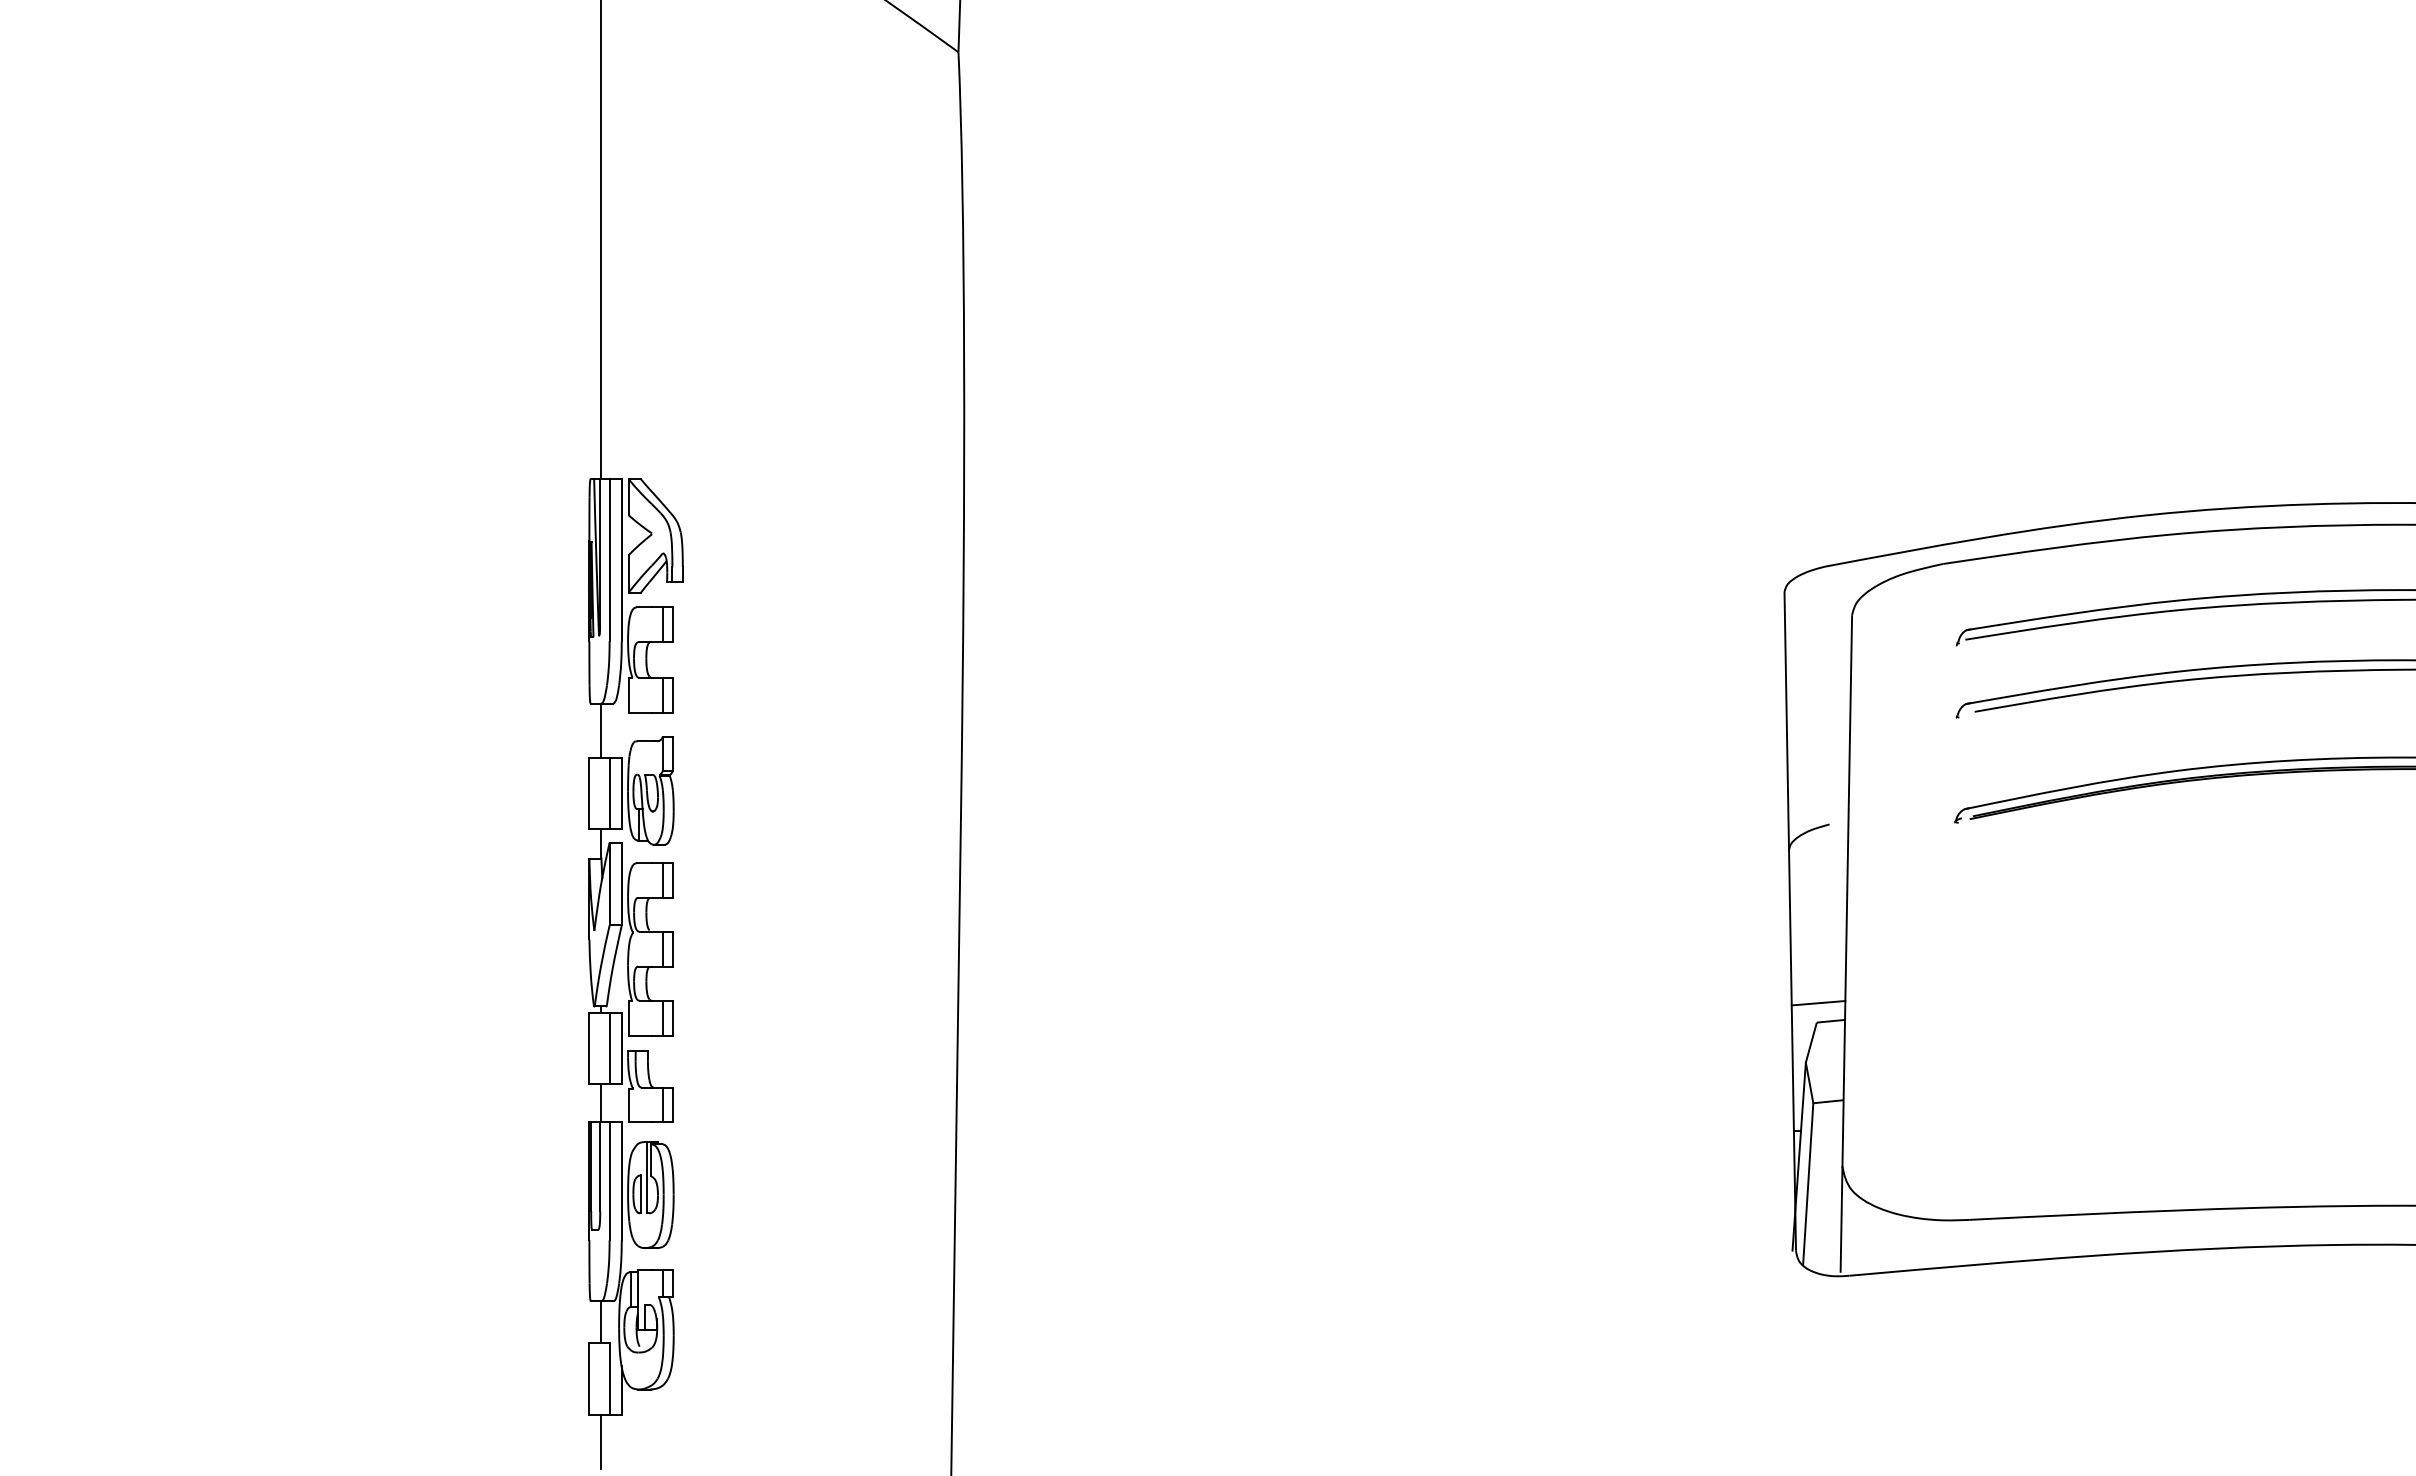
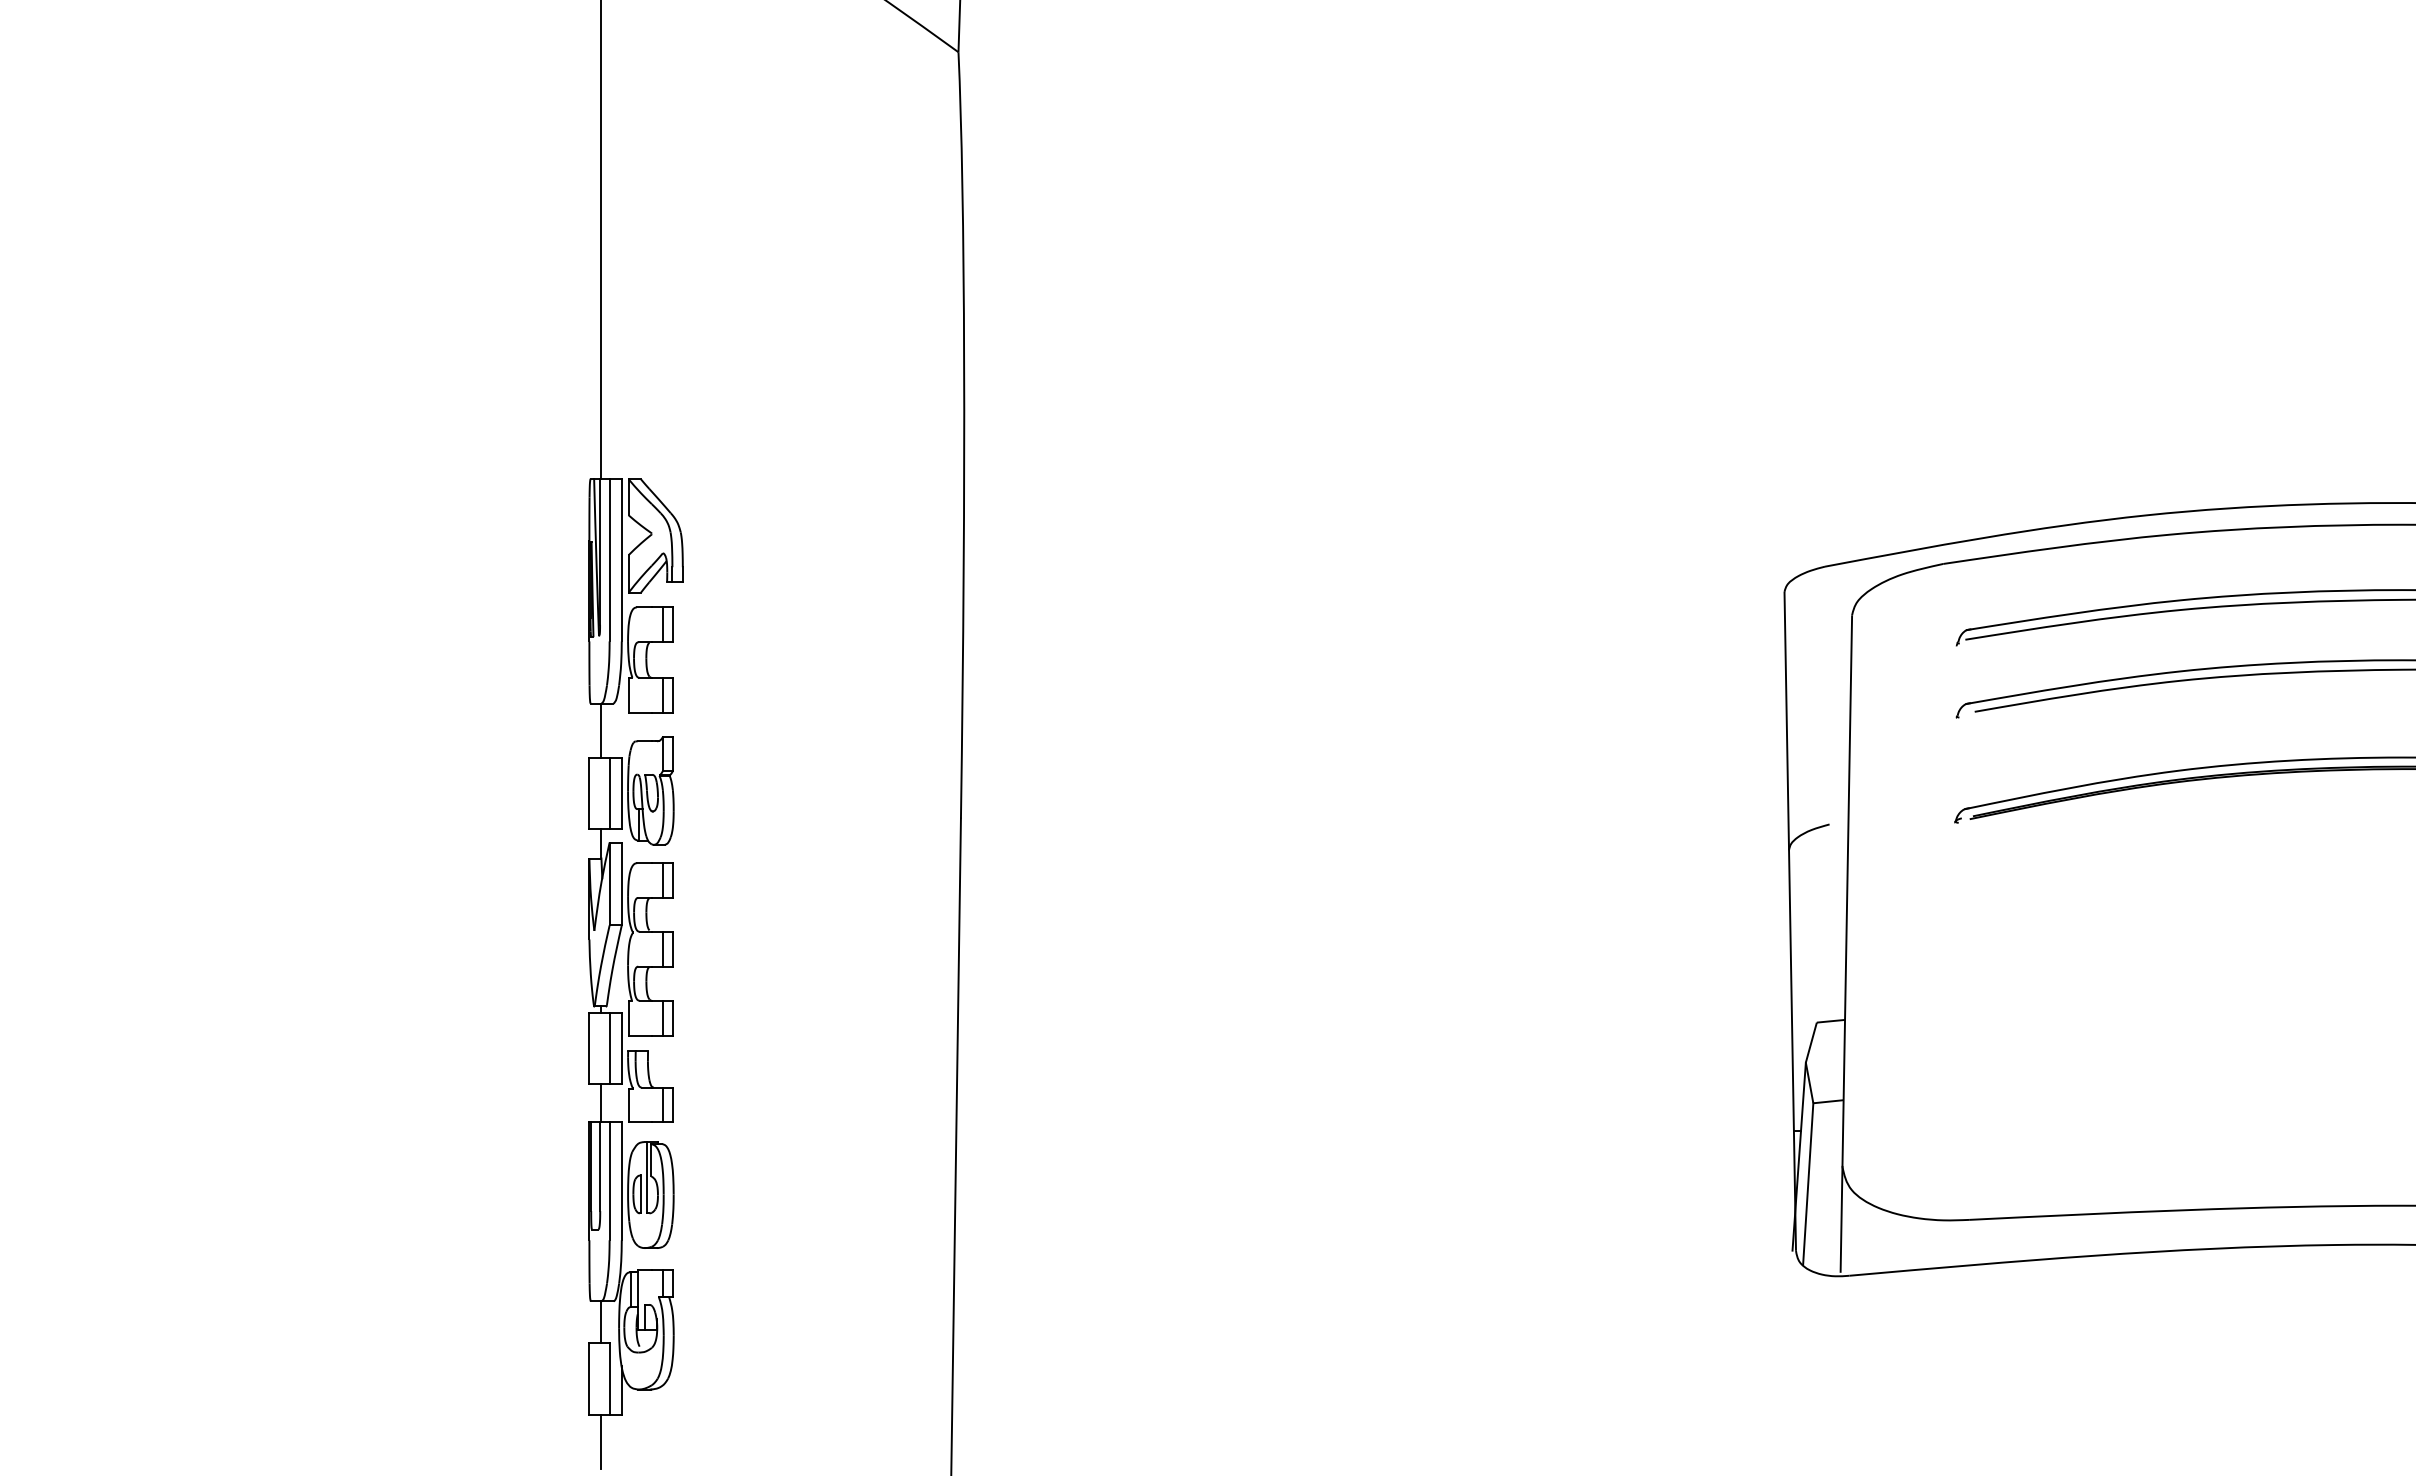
line: present -> none (1818, 1003)
